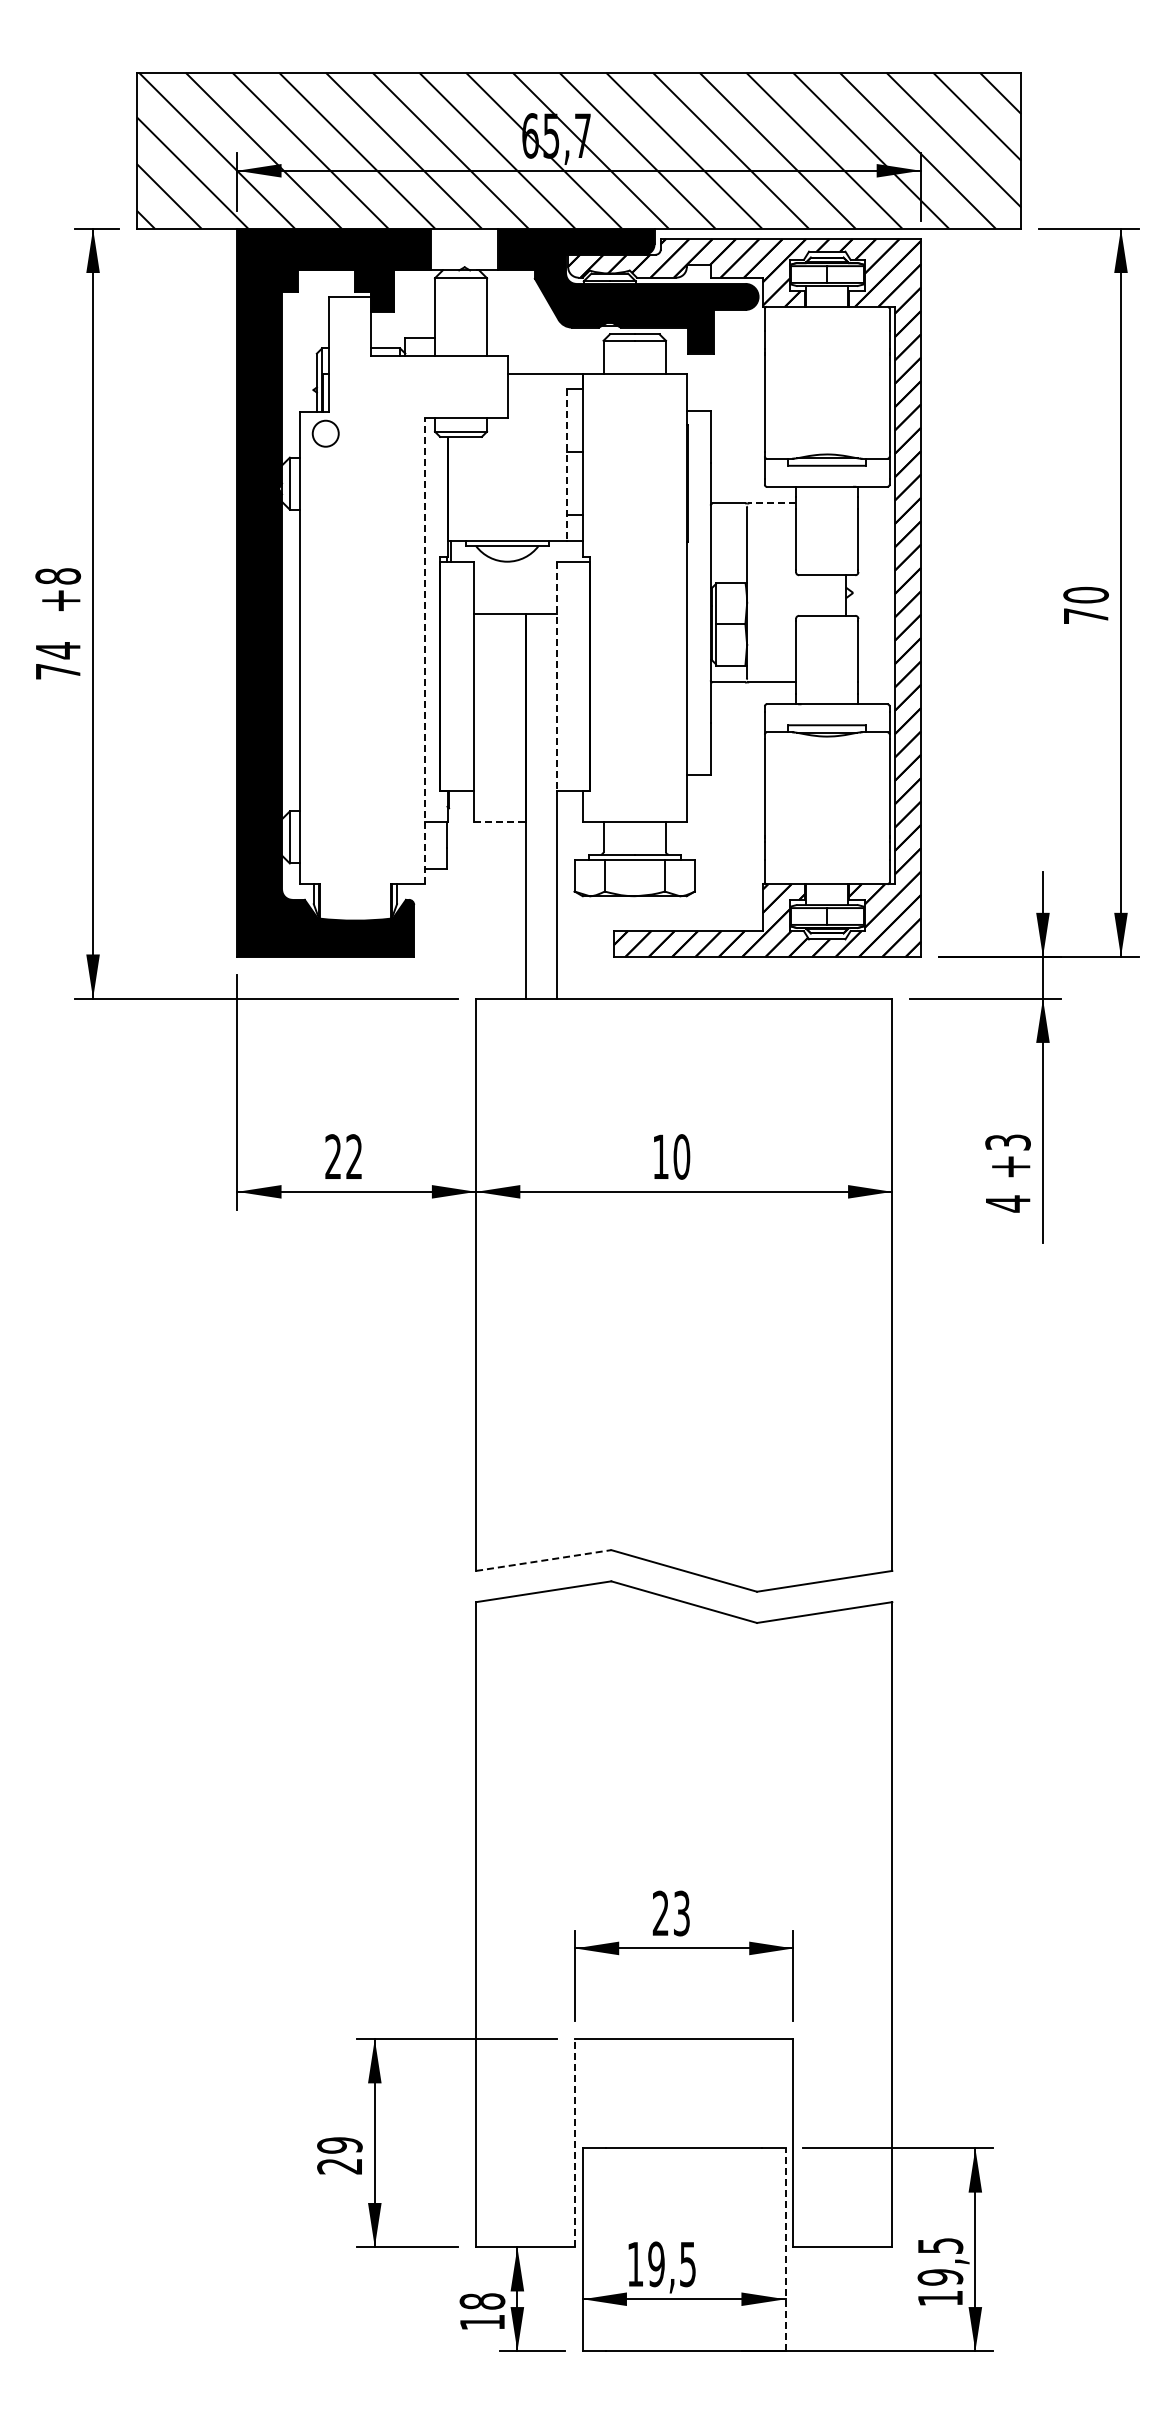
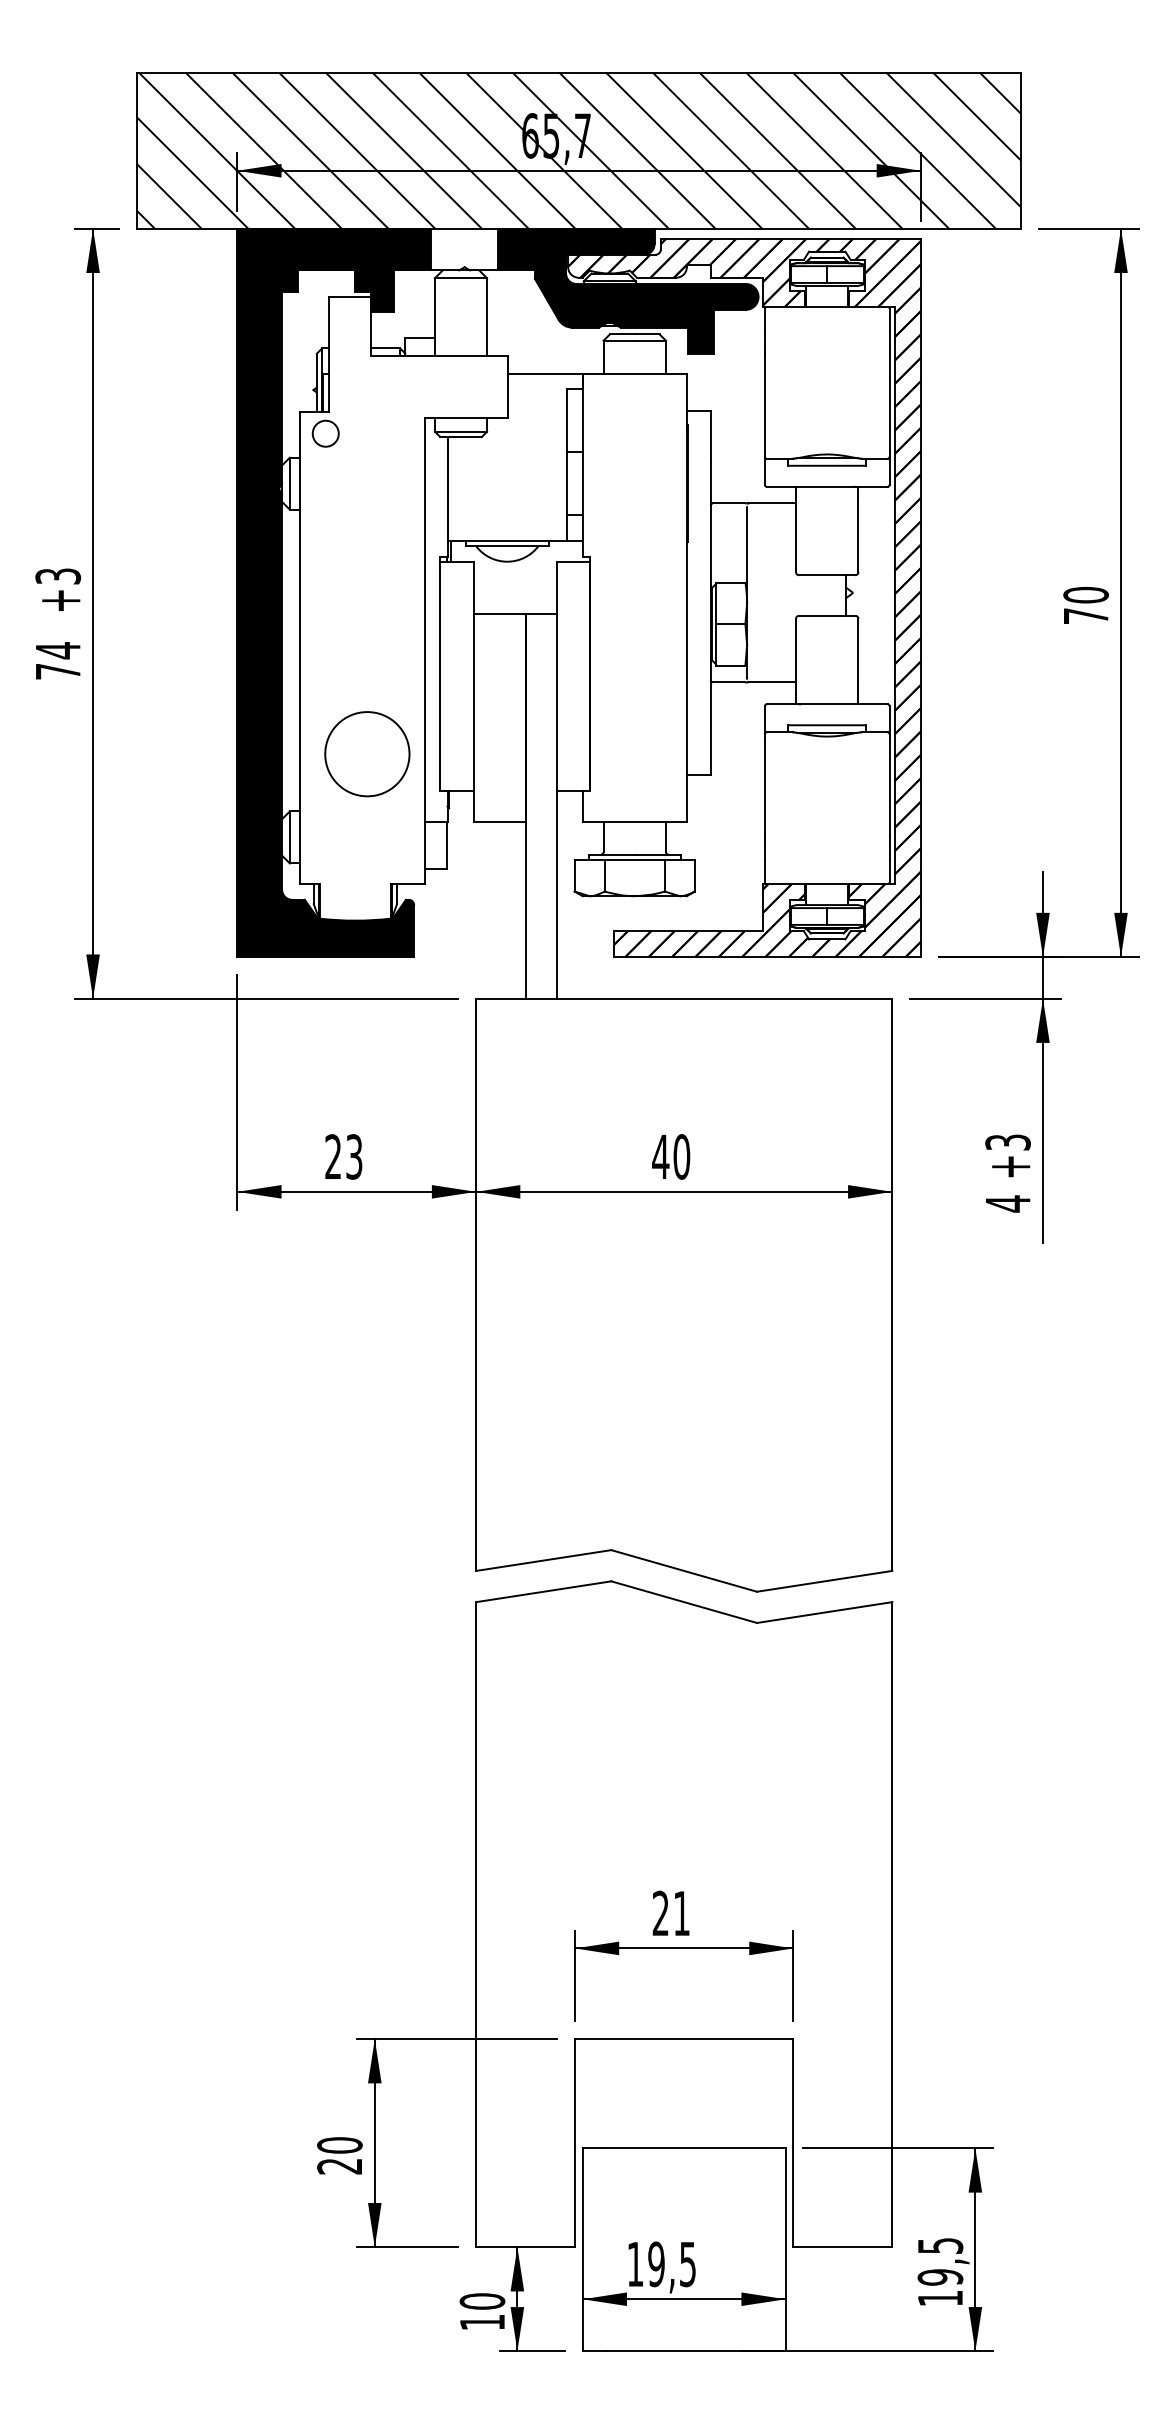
line: dashed -> solid (567, 464)
line: dashed -> solid (772, 503)
text: +8 -> +3 (58, 576)
line: dashed -> solid (424, 650)
line: dashed -> solid (556, 676)
circle: none -> present (367, 754)
line: dashed -> solid (500, 821)
text: 22 -> 23 (354, 1156)
text: 10 -> 40 (660, 1156)
line: dashed -> solid (544, 1560)
text: 23 -> 21 (681, 1913)
line: dashed -> solid (574, 2142)
text: 29 -> 20 (339, 2145)
line: dashed -> solid (785, 2249)
text: 18 -> 10 (482, 2301)
